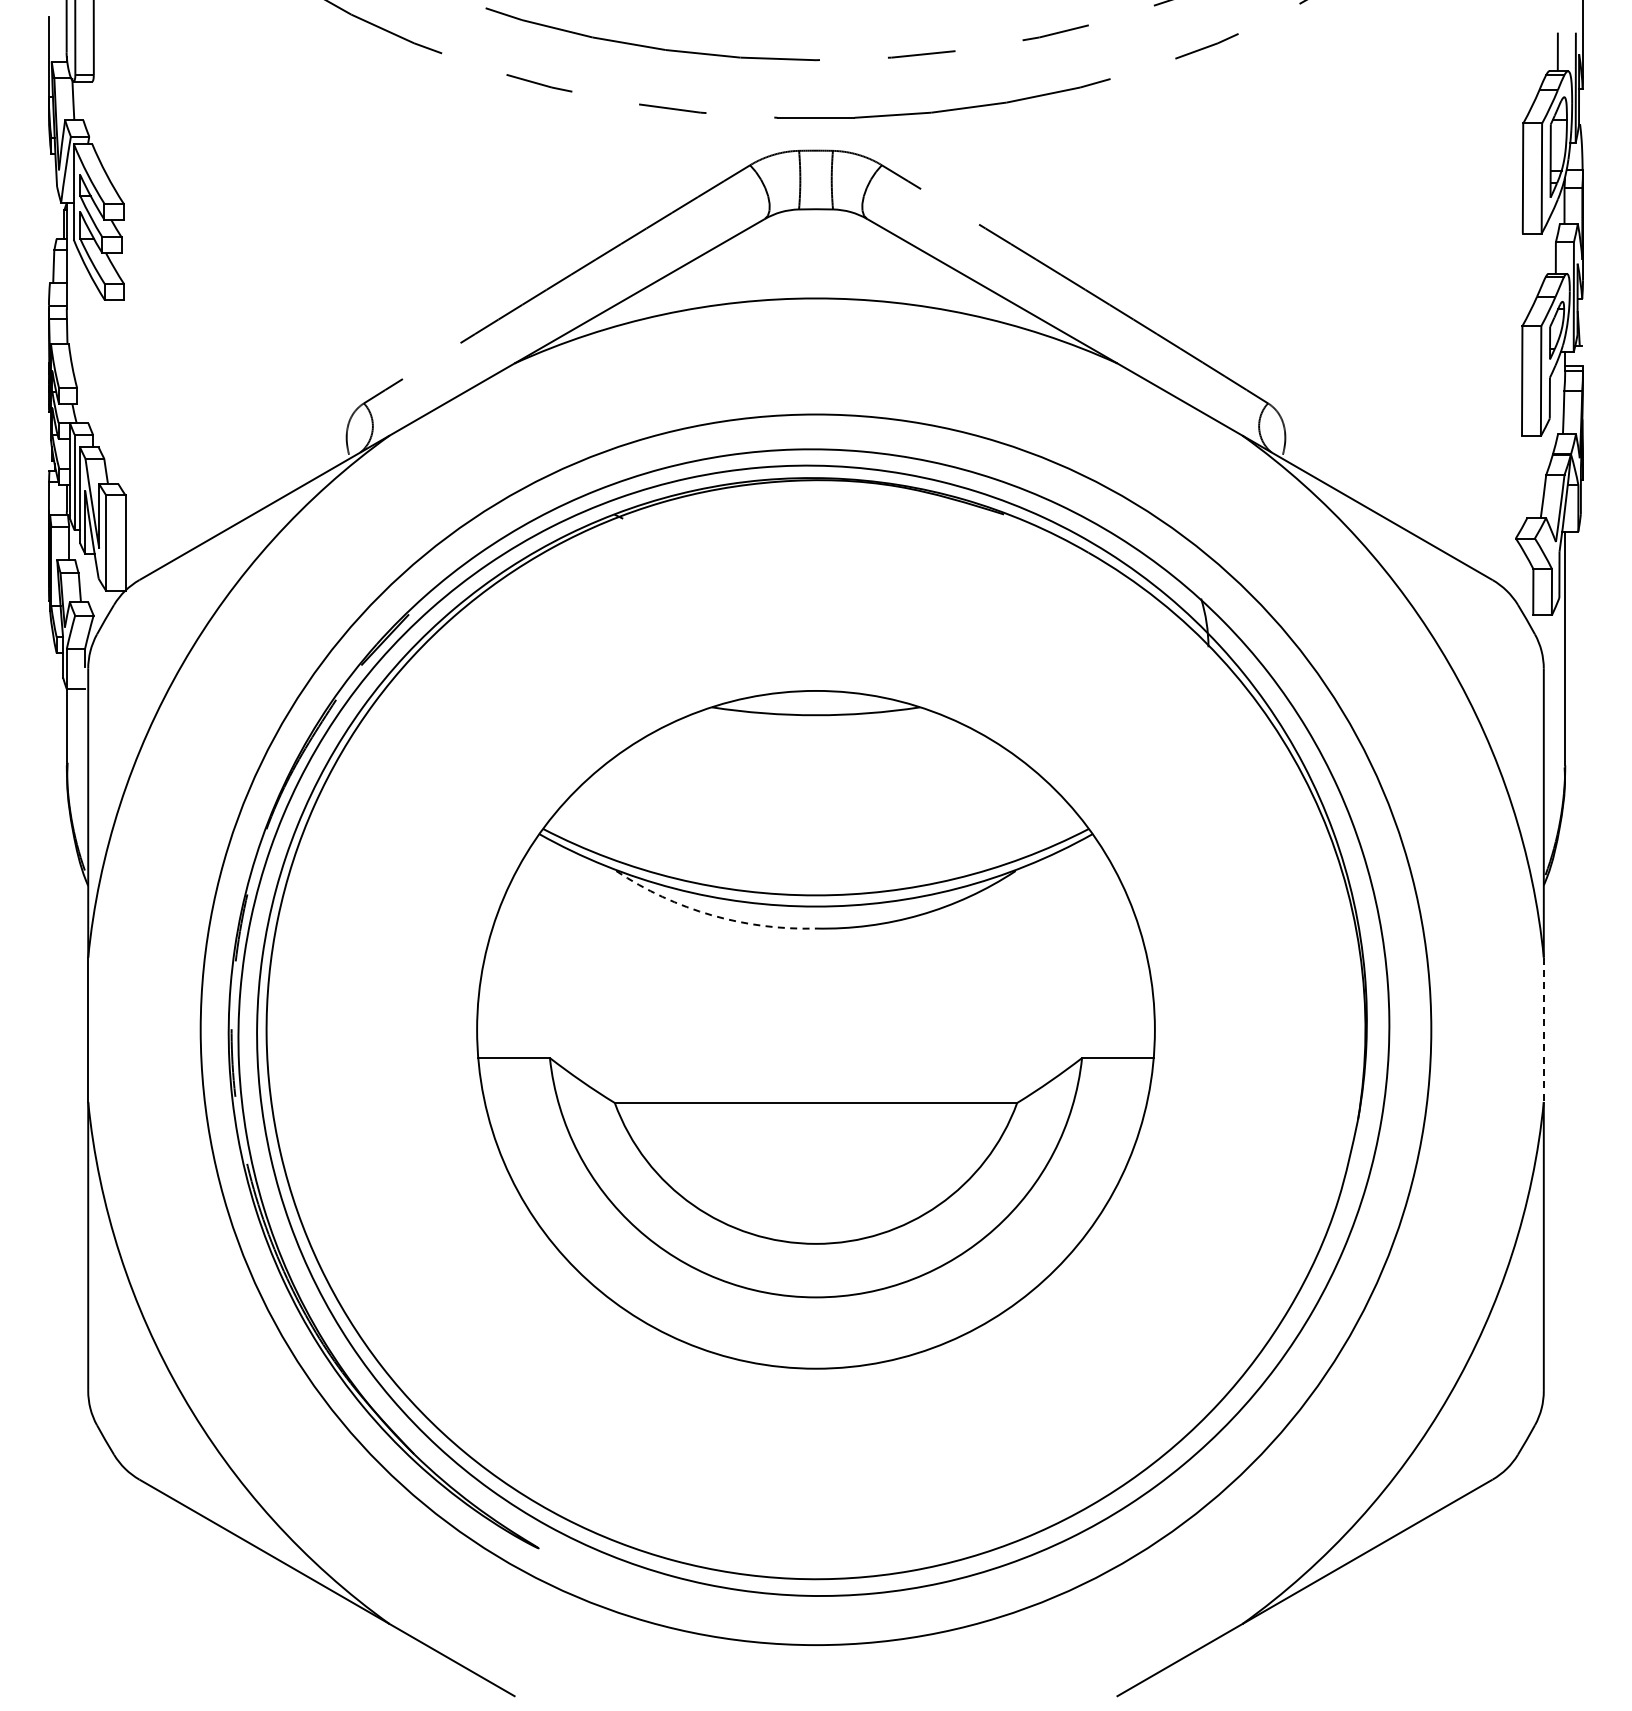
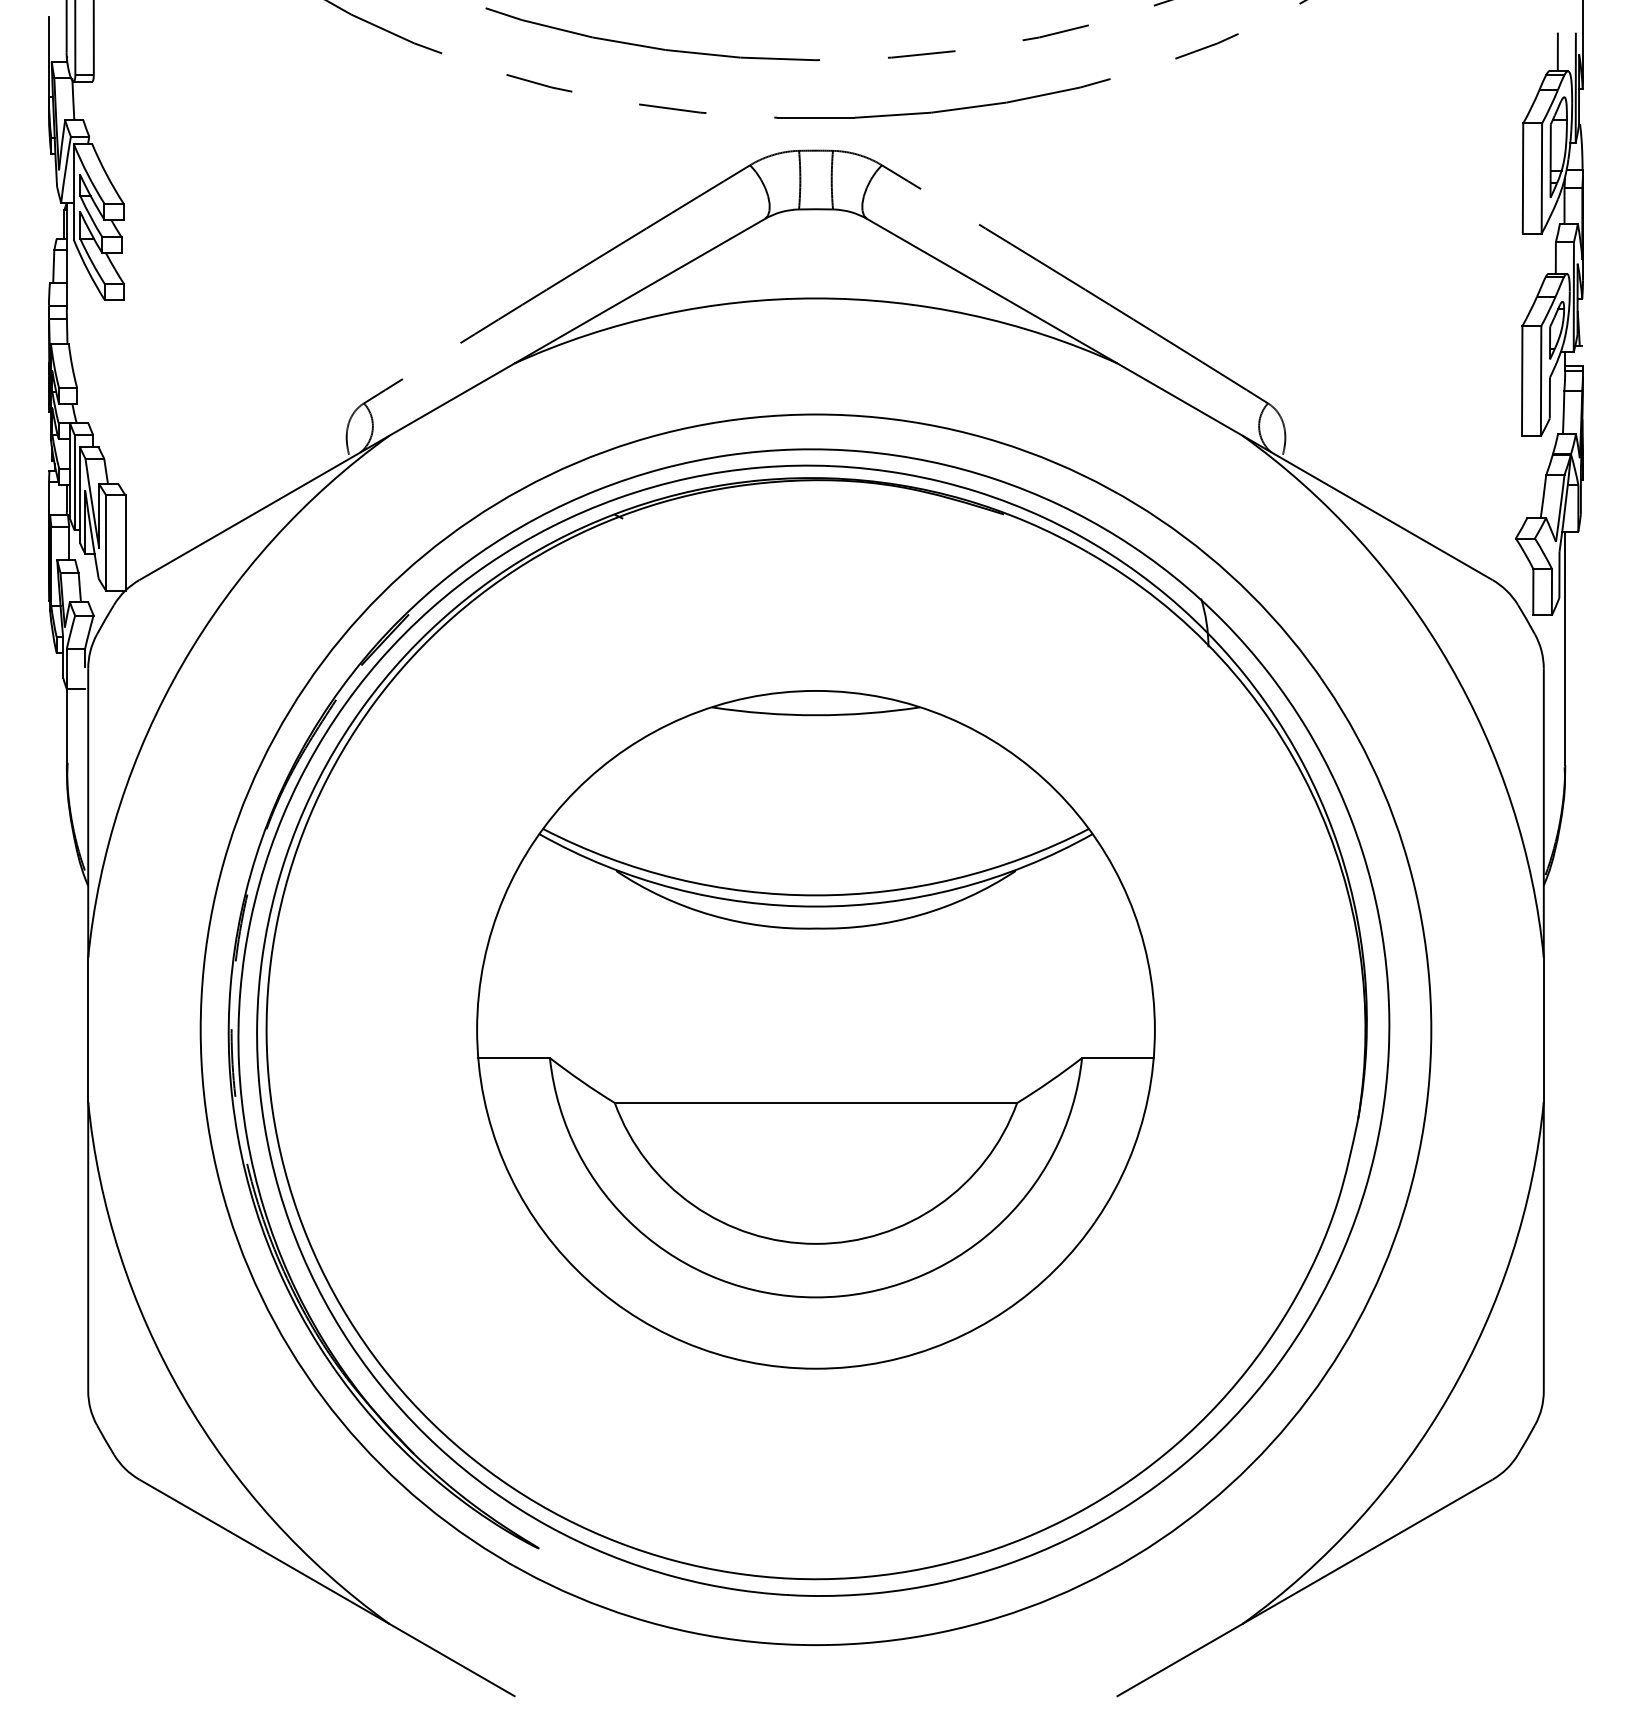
arc: dashed -> solid (711, 915)
line: dashed -> solid (1543, 1030)
